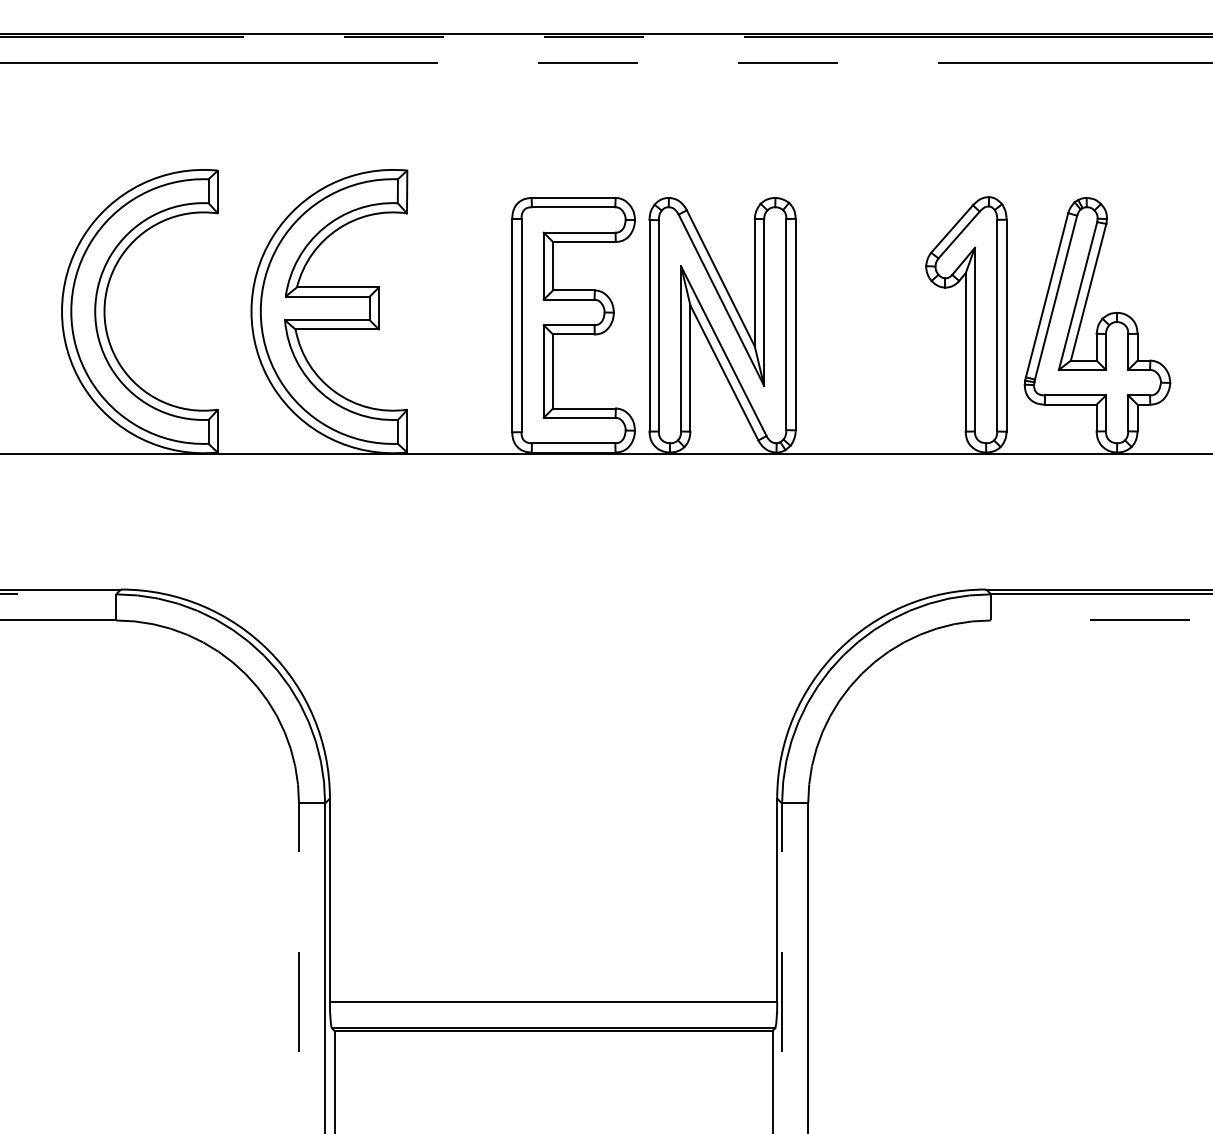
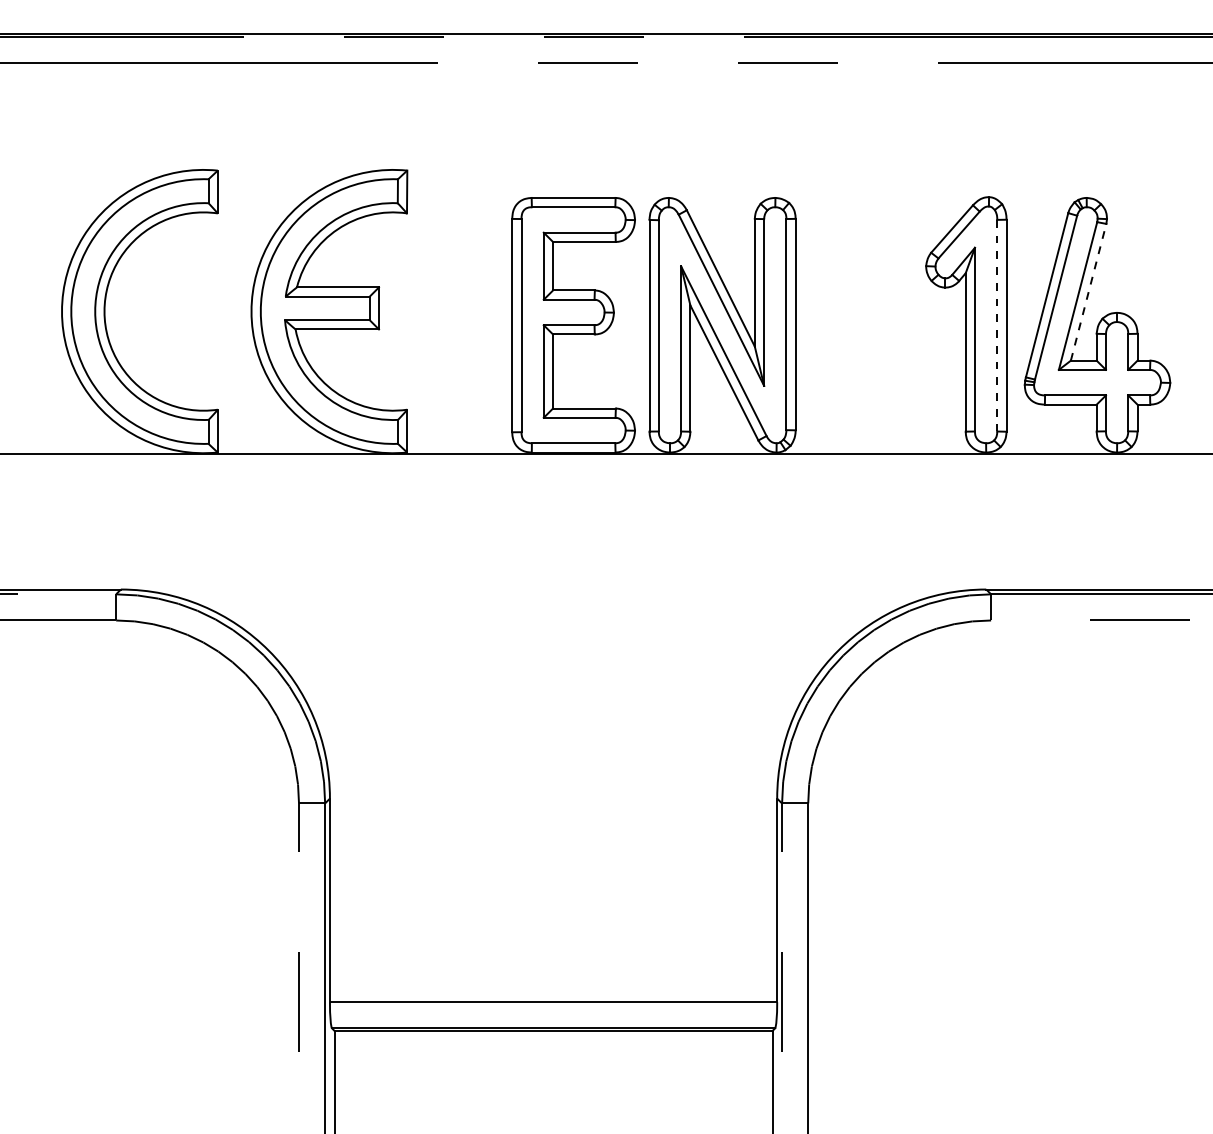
line: solid -> dashed (1088, 292)
line: solid -> dashed (997, 325)
